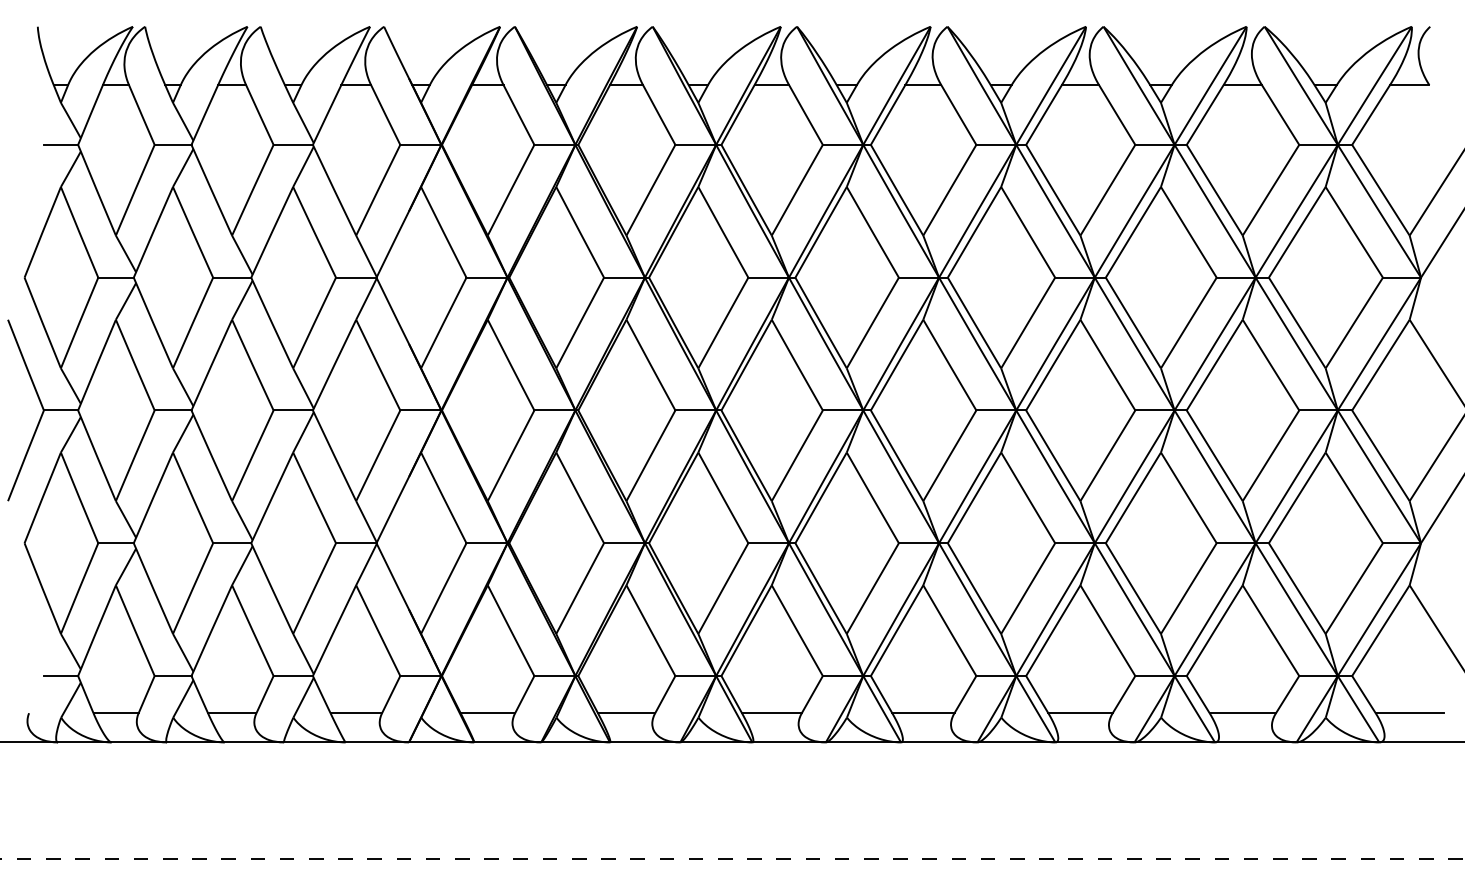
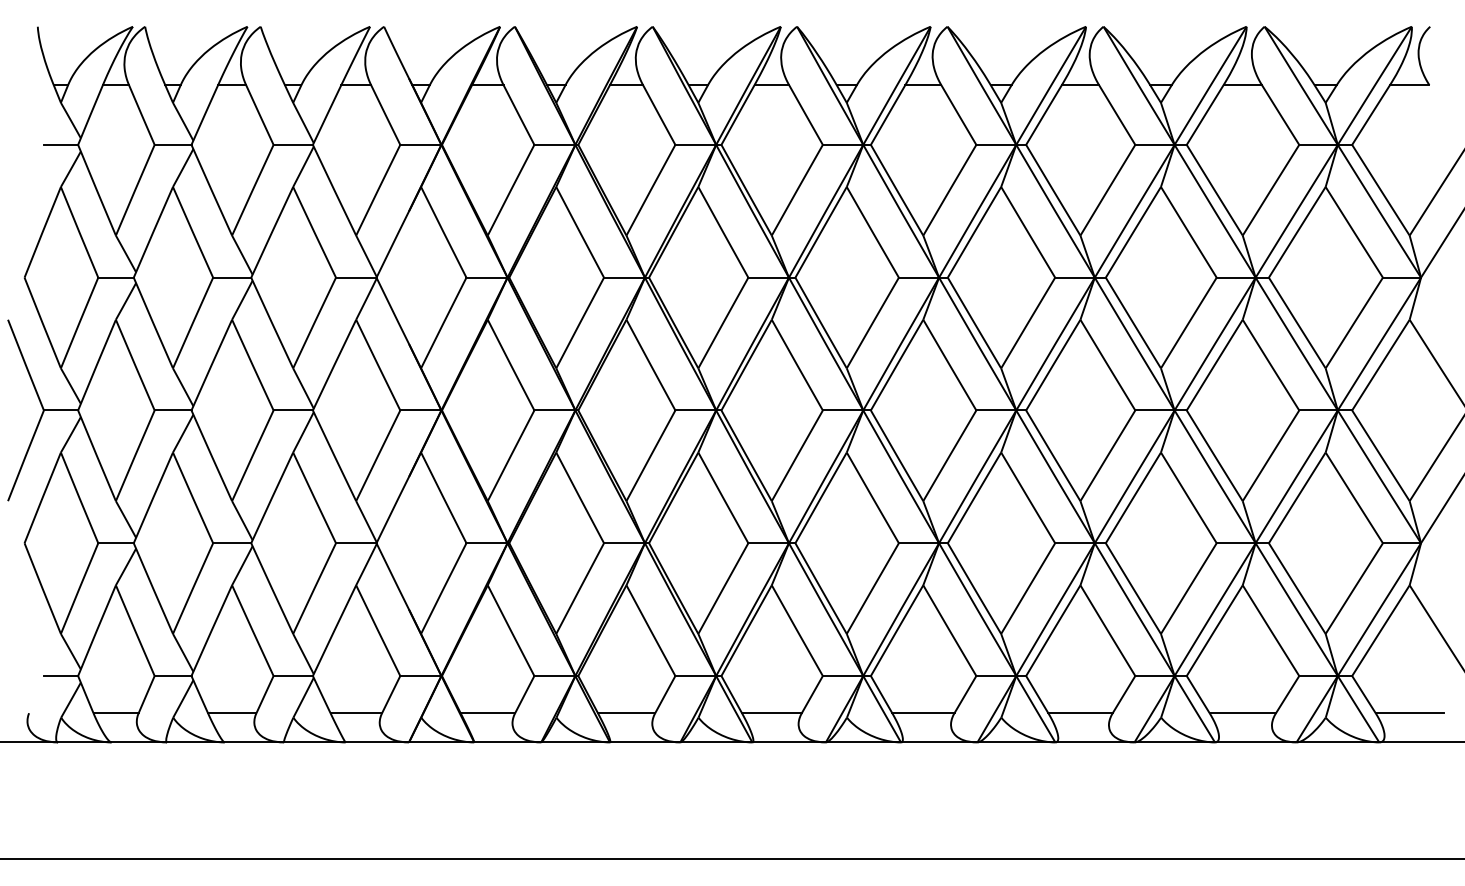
line: dashed -> solid (731, 859)
